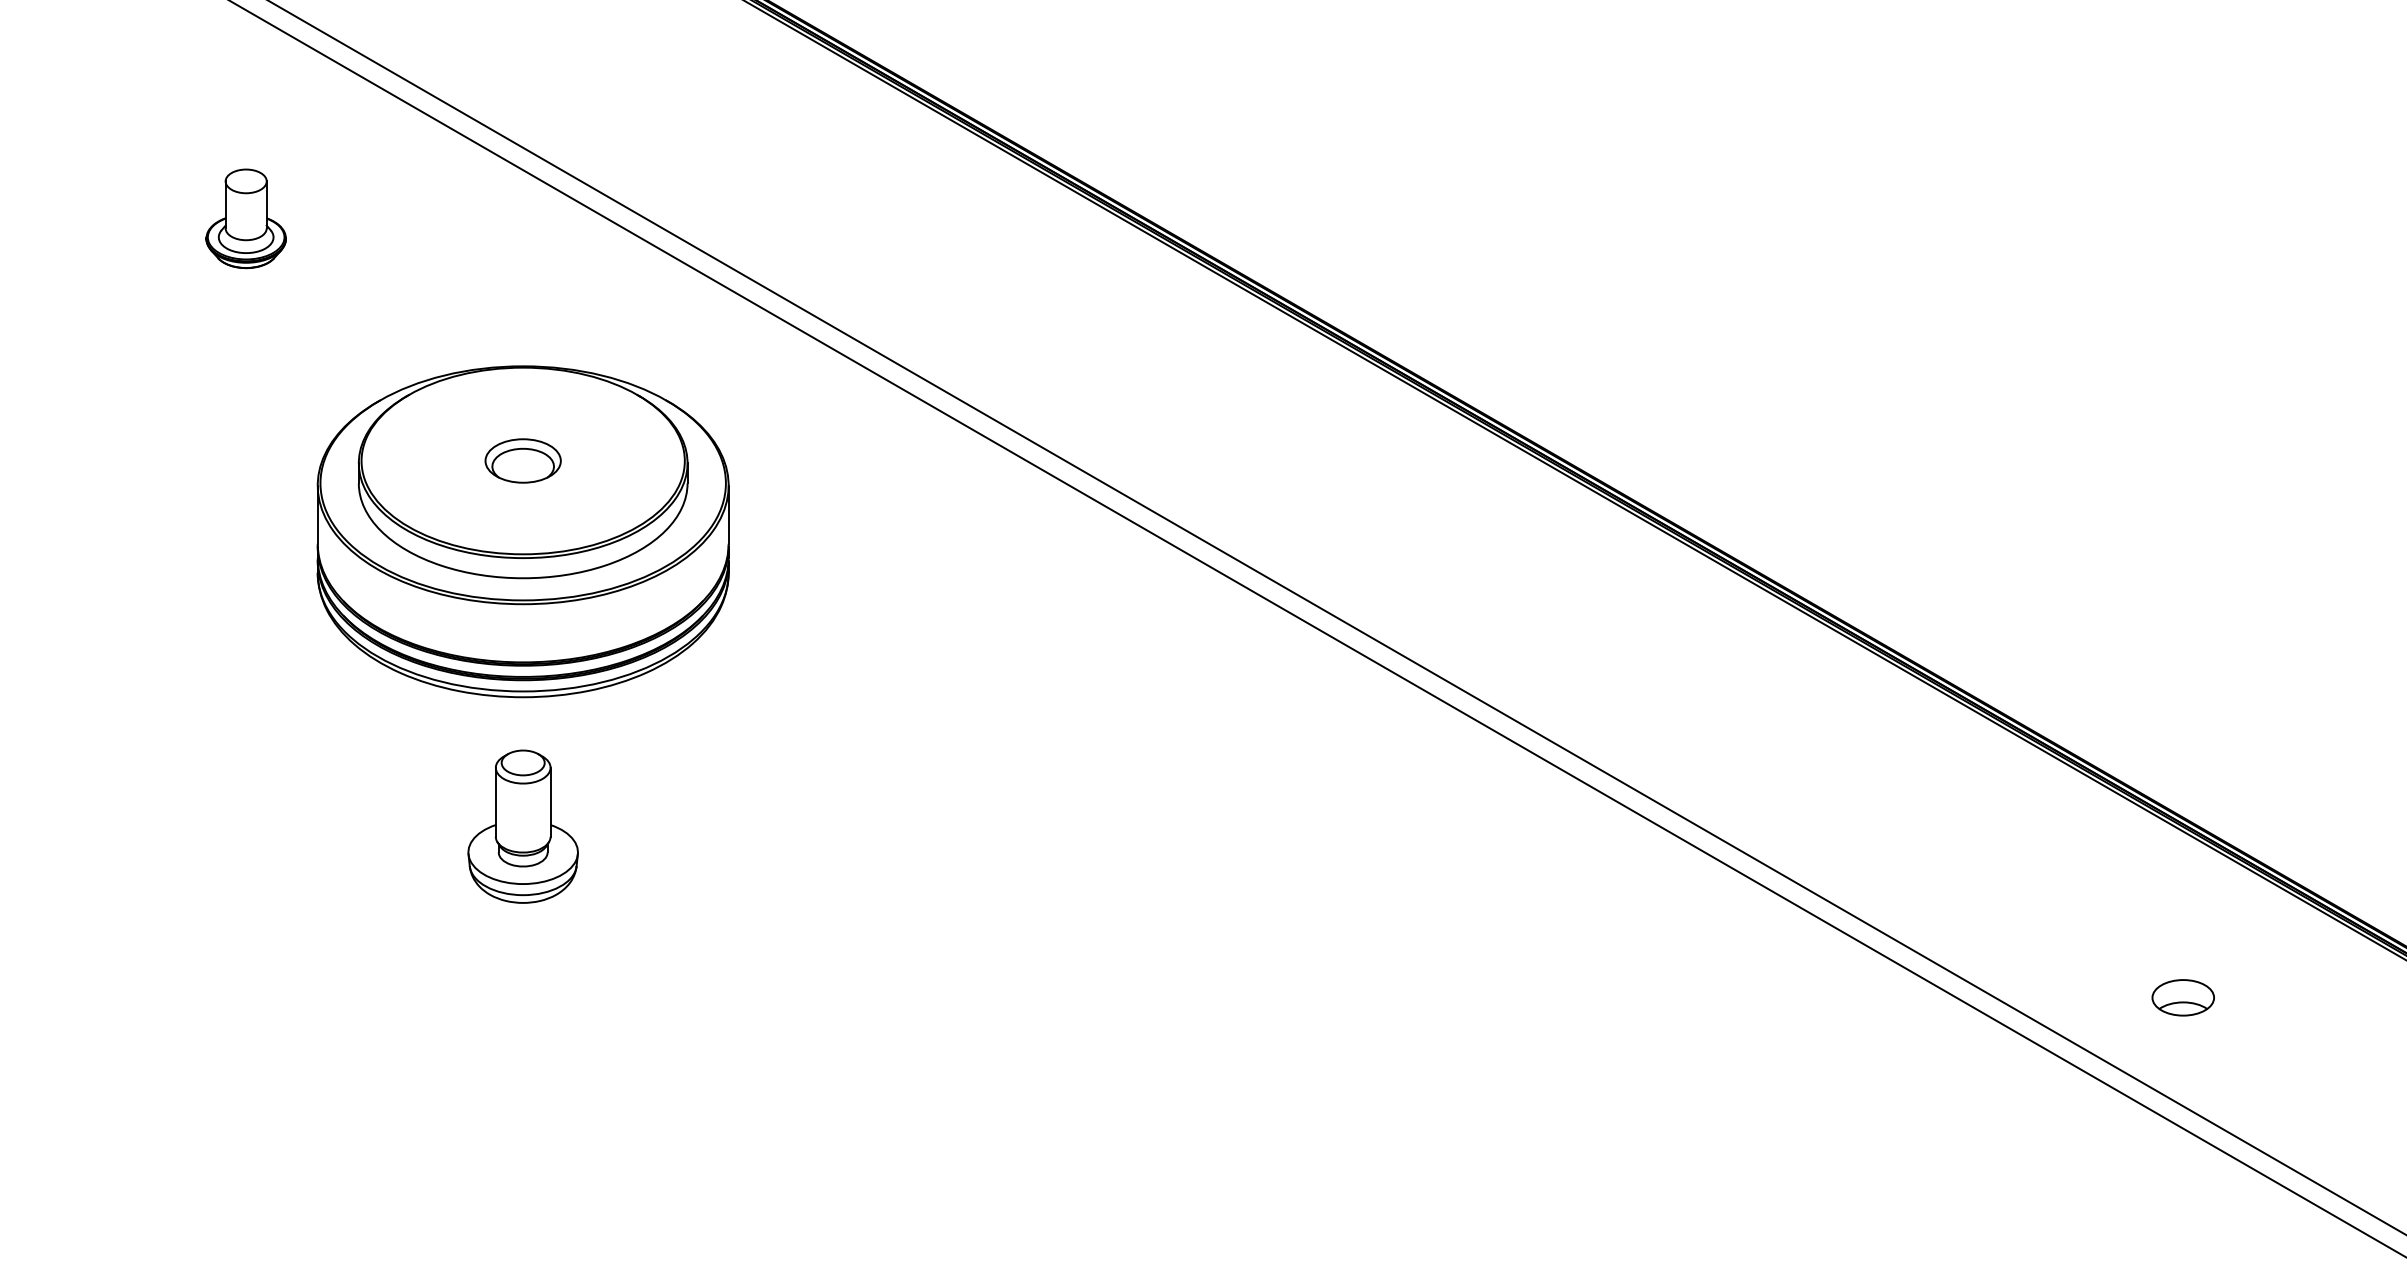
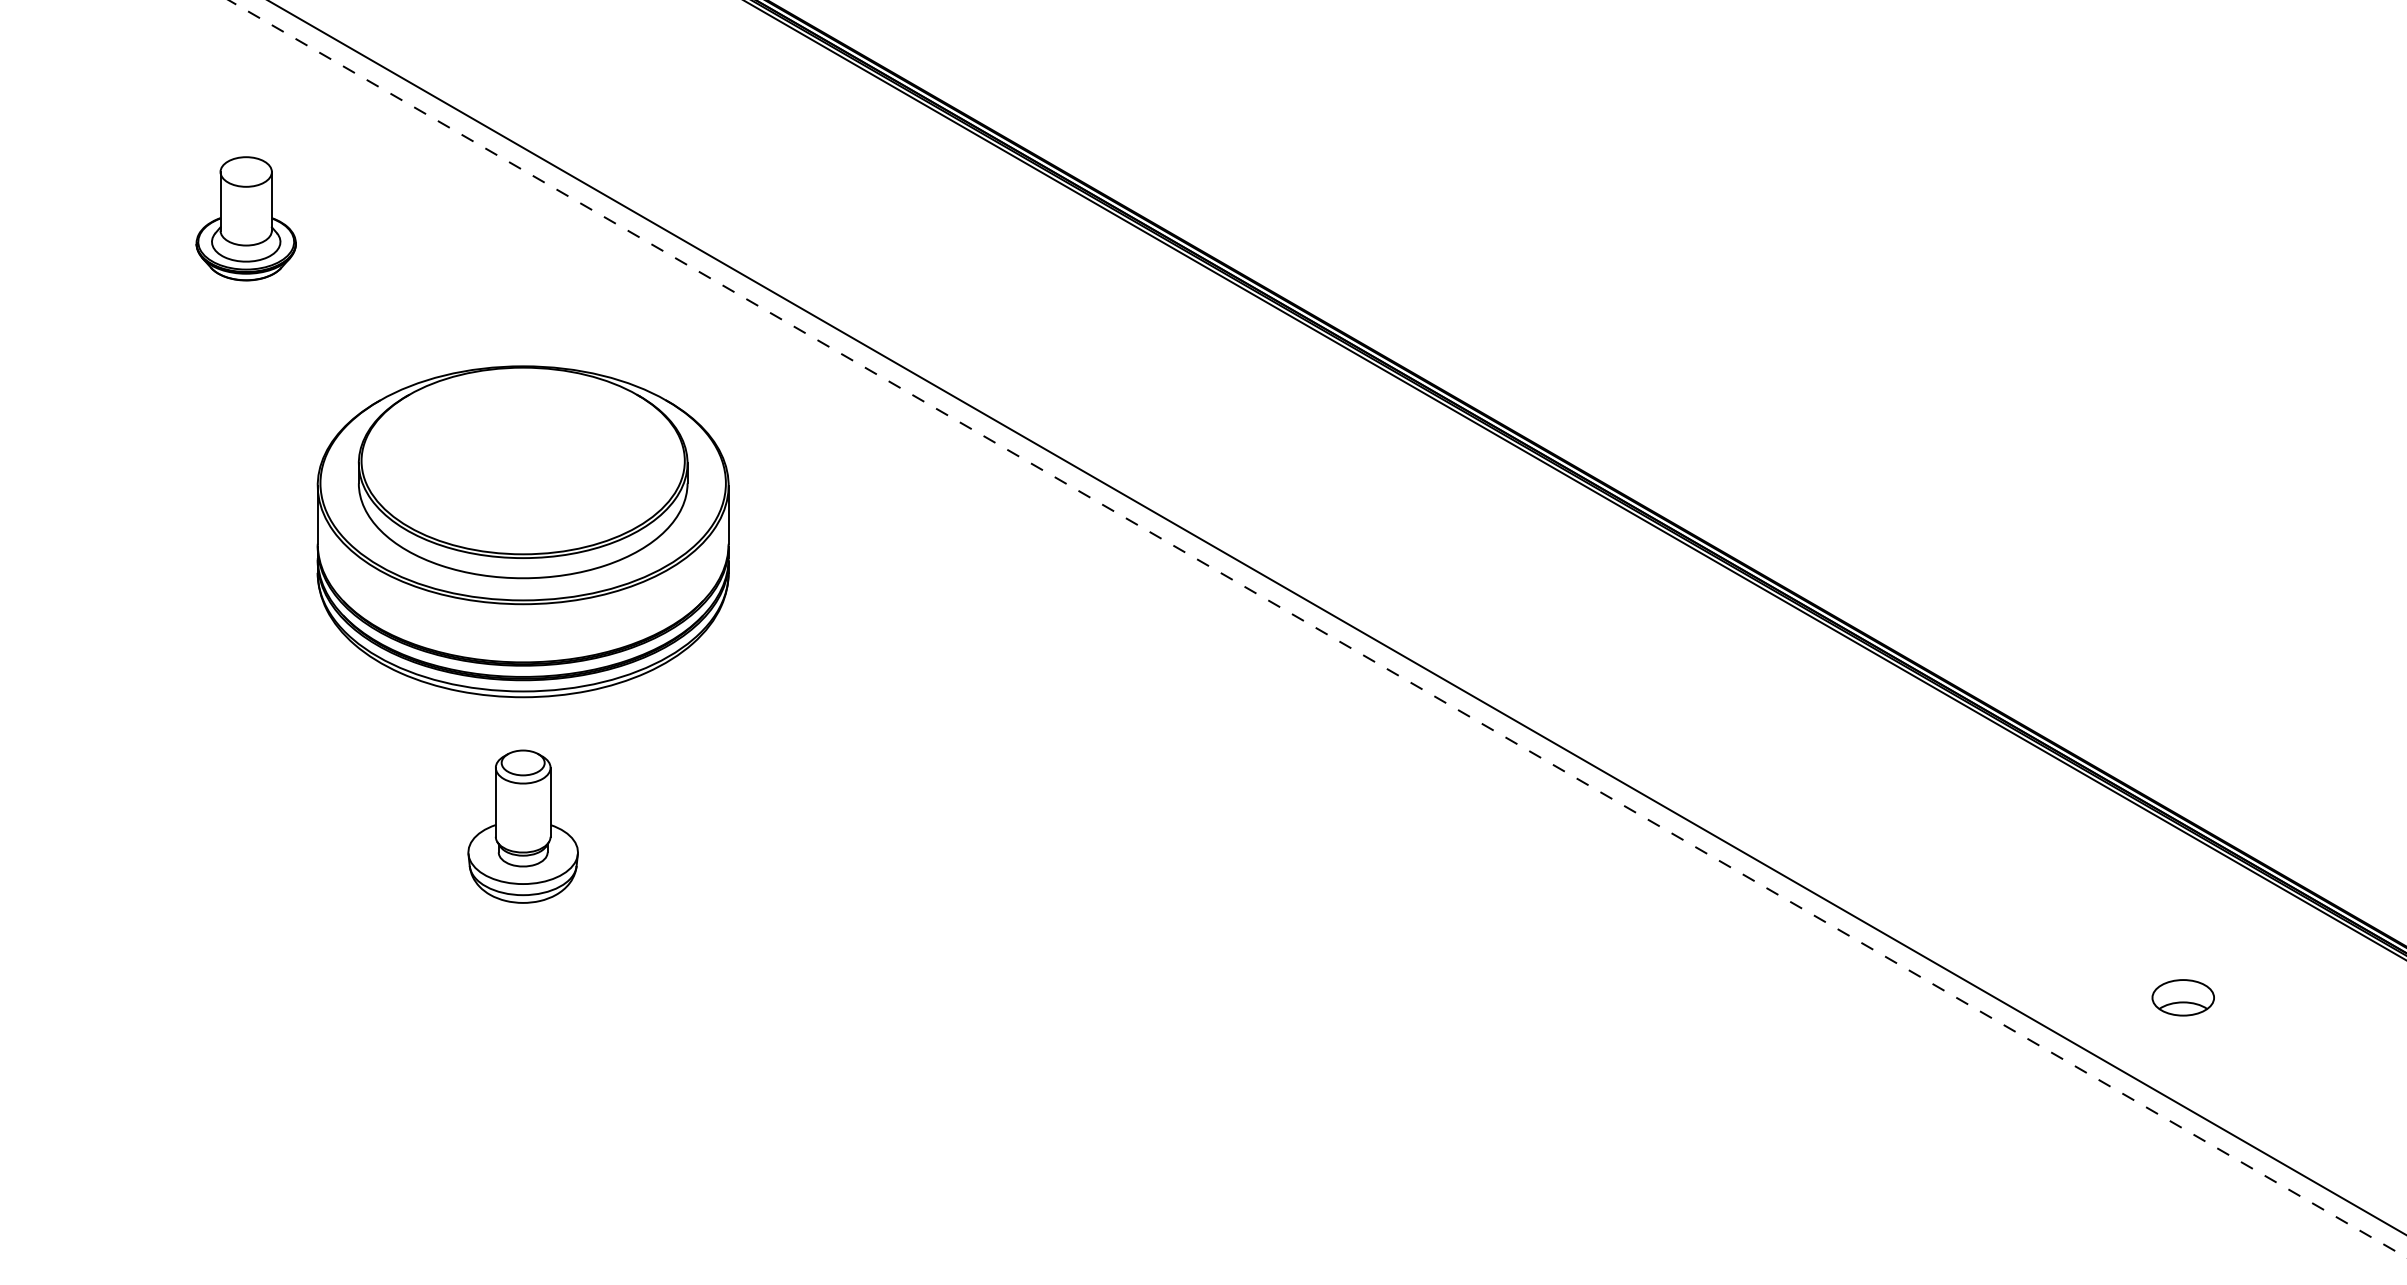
part size: 82x102 px -> 102x126 px (245, 218)
part: present -> none (522, 460)
line: solid -> dashed (1317, 628)
